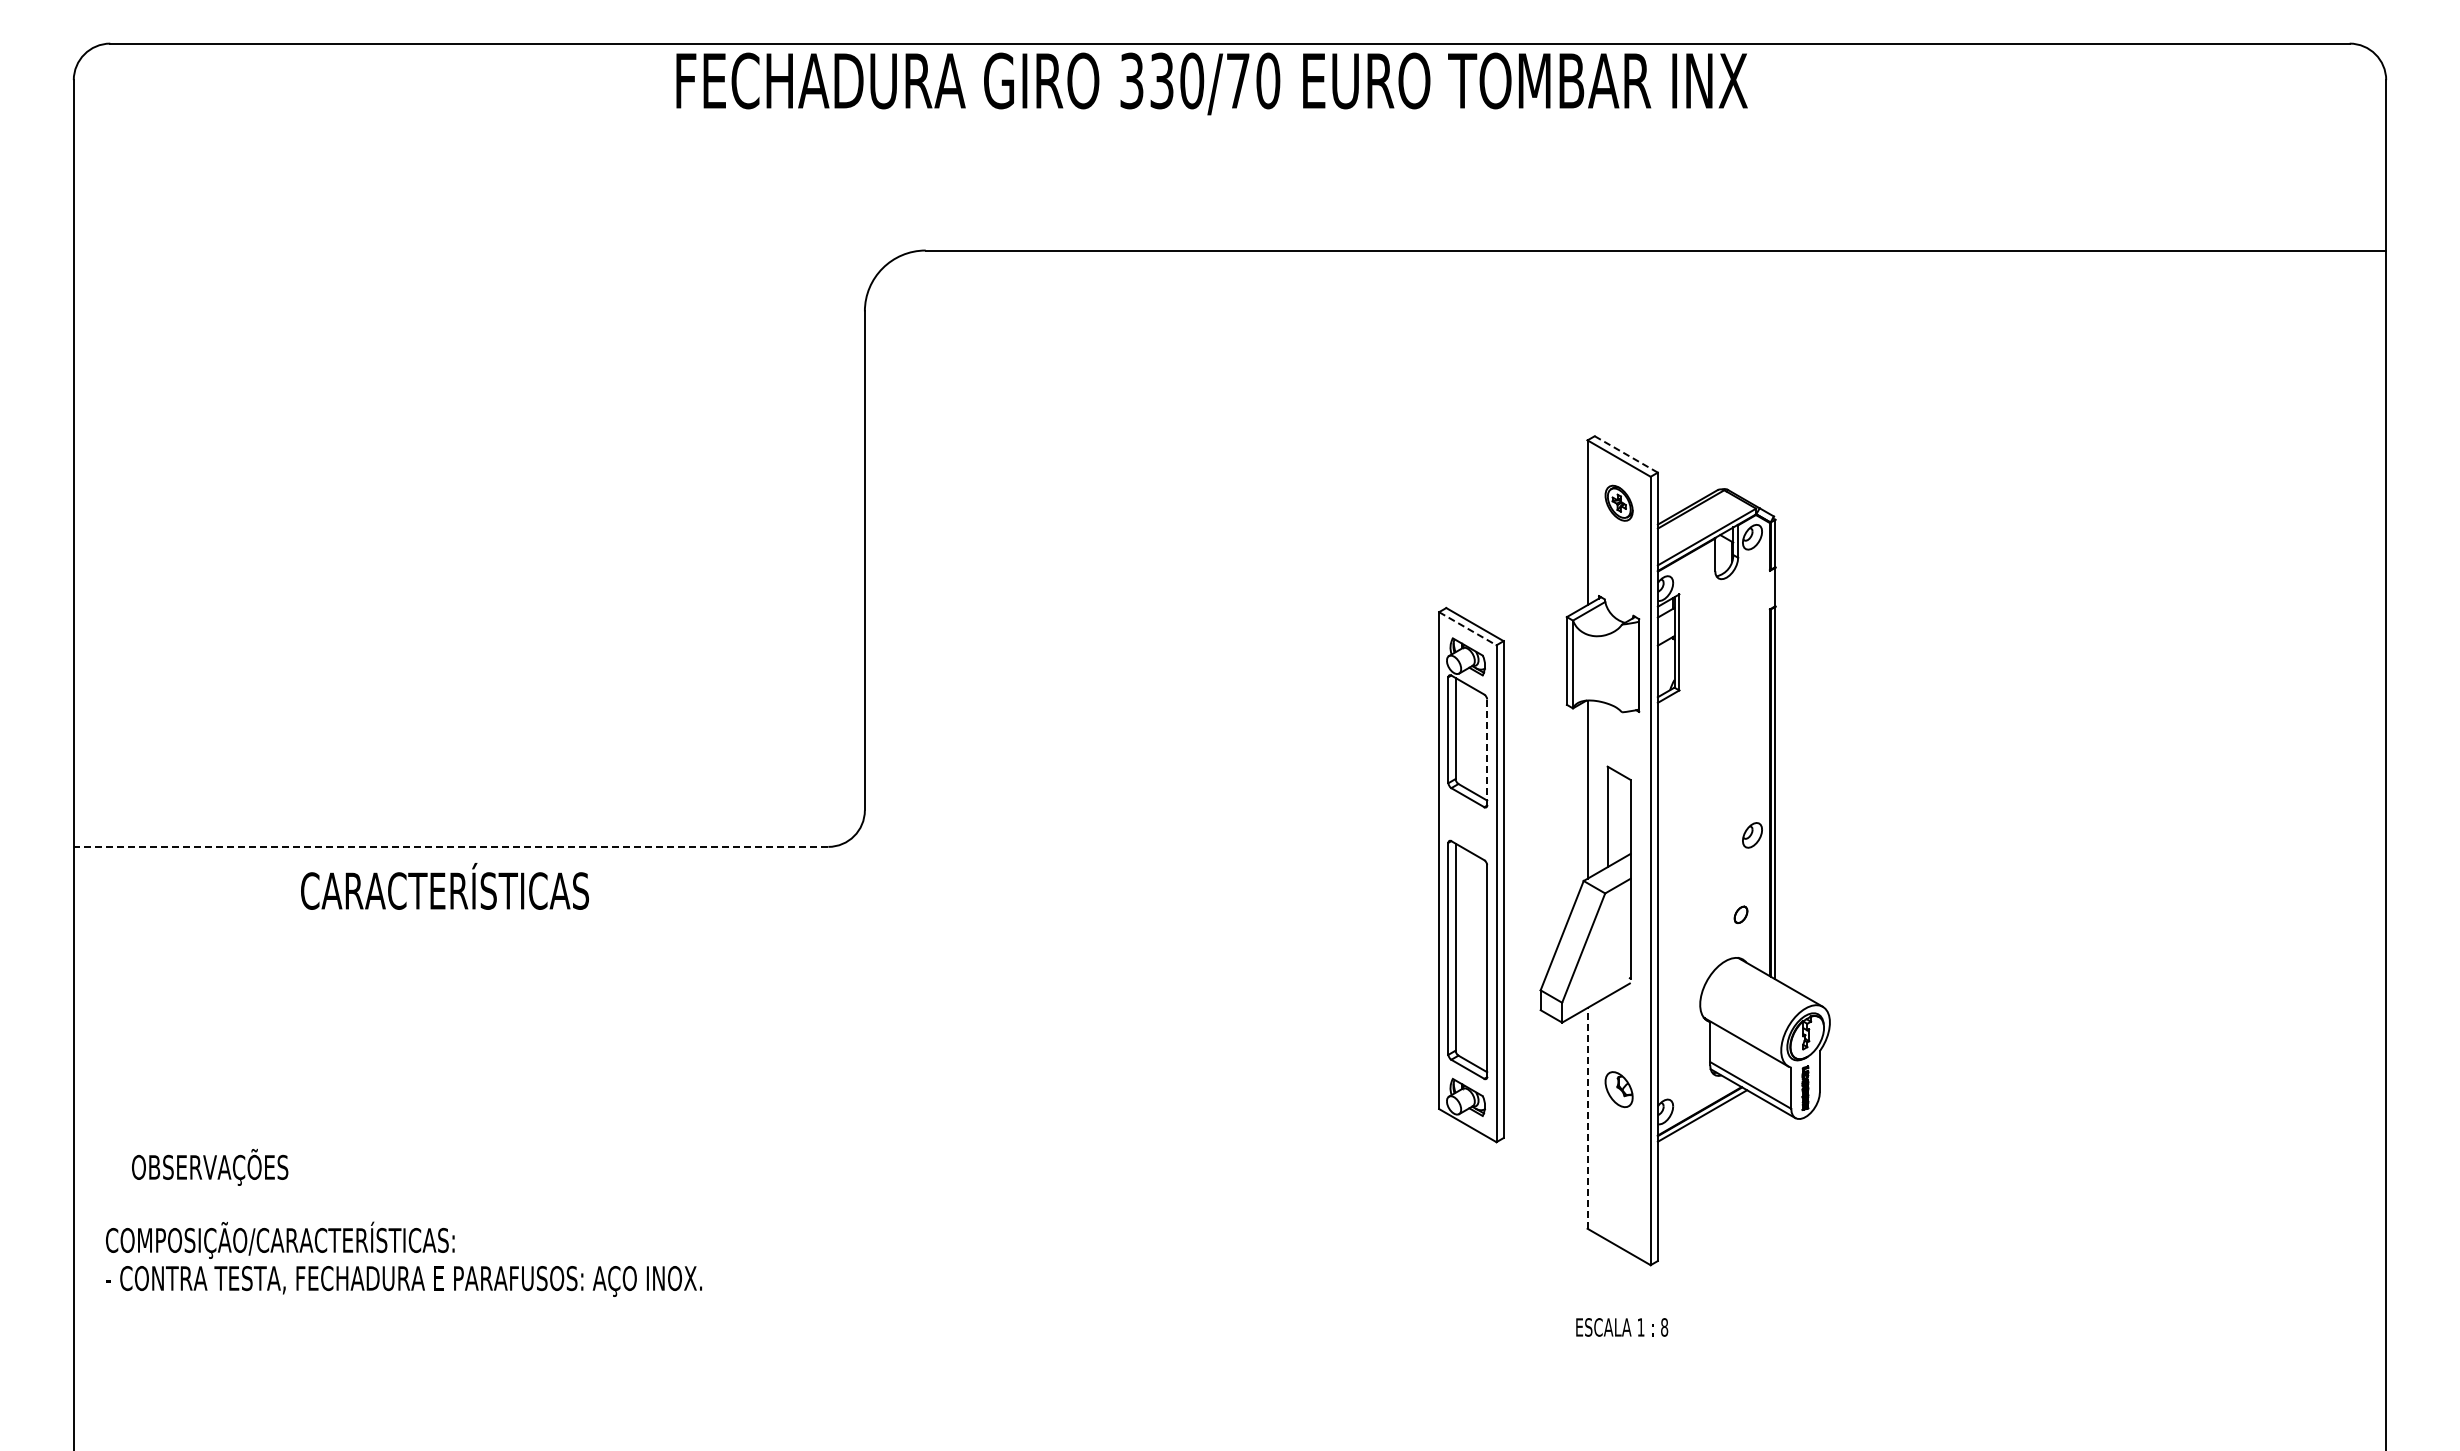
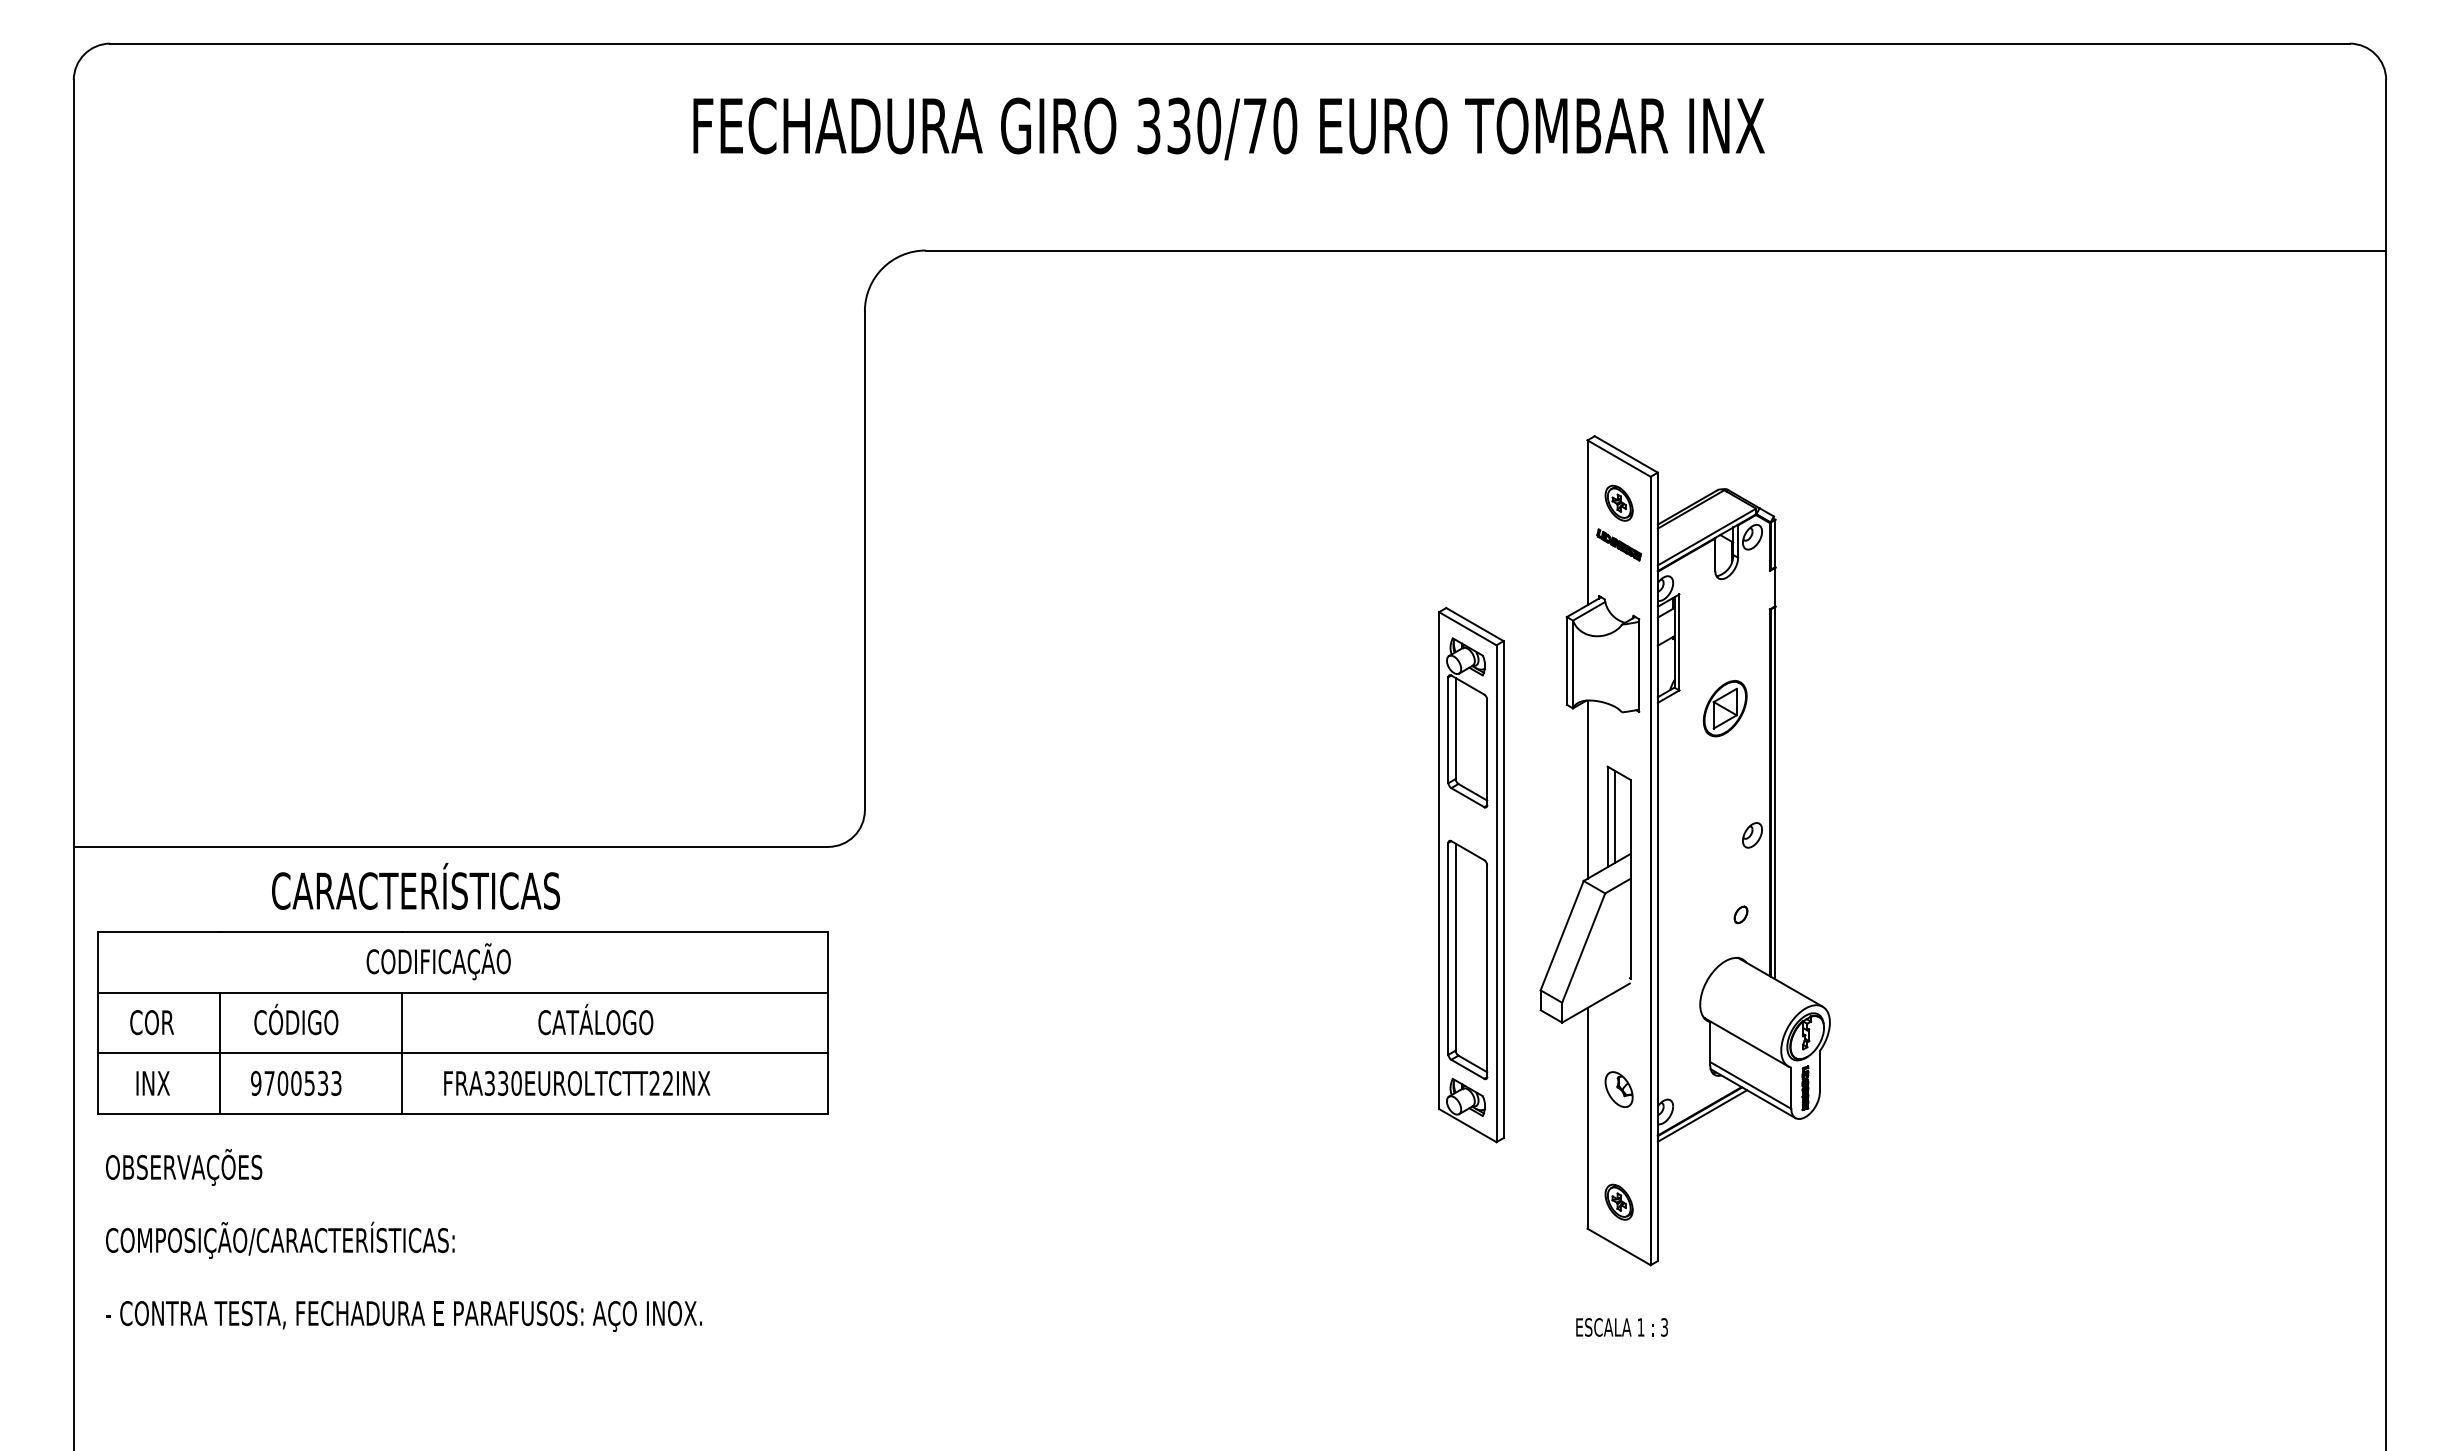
text position: (1211, 83) -> (1228, 128) (1228, 128)
line: dashed -> solid (1626, 454)
part: none -> present (1618, 544)
line: dashed -> solid (1468, 628)
part: none -> present (1724, 708)
line: dashed -> solid (1487, 753)
line: none -> present (1614, 816)
line: dashed -> solid (450, 846)
text position: (444, 886) -> (415, 886) (415, 886)
part: none -> present (462, 1022)
line: dashed -> solid (1587, 1117)
text position: (210, 1166) -> (184, 1166) (184, 1166)
part: none -> present (1618, 1201)
text position: (403, 1281) -> (403, 1316) (403, 1316)
text: 8 -> 3 (1664, 1327)
